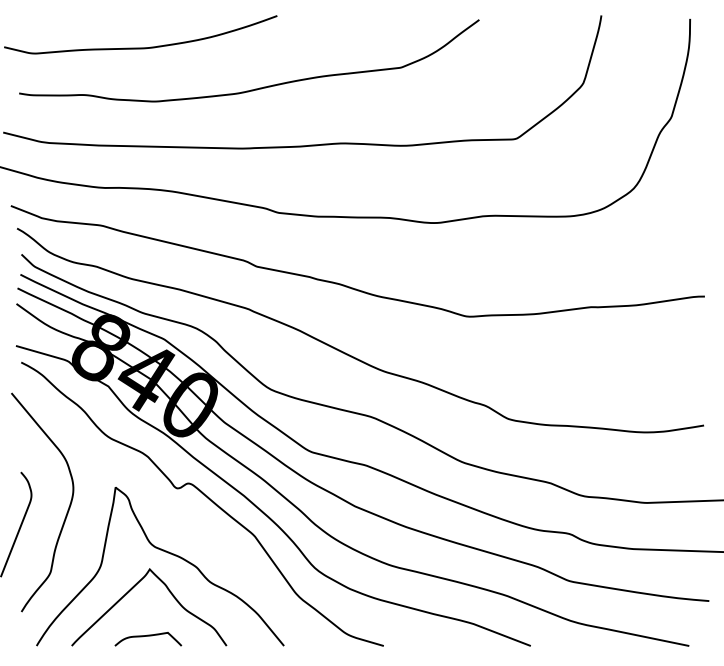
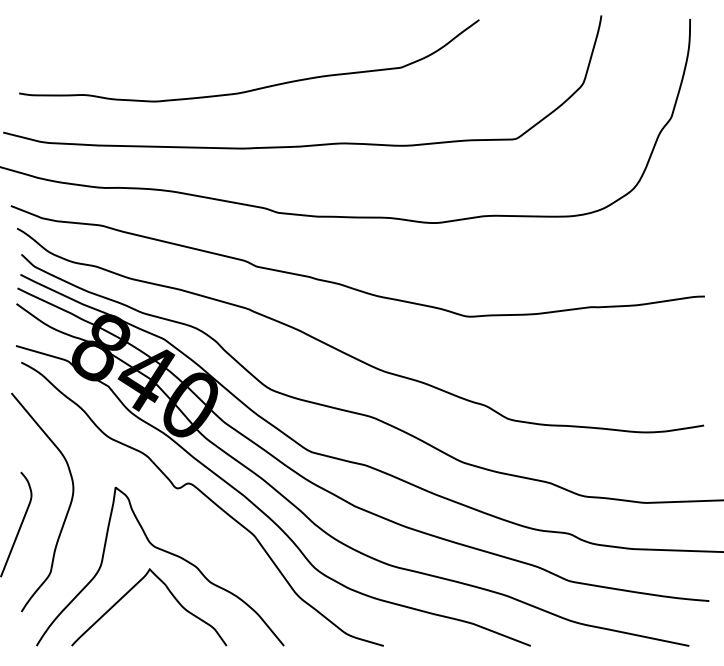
curve: present -> none (140, 47)
curve: present -> none (148, 636)
